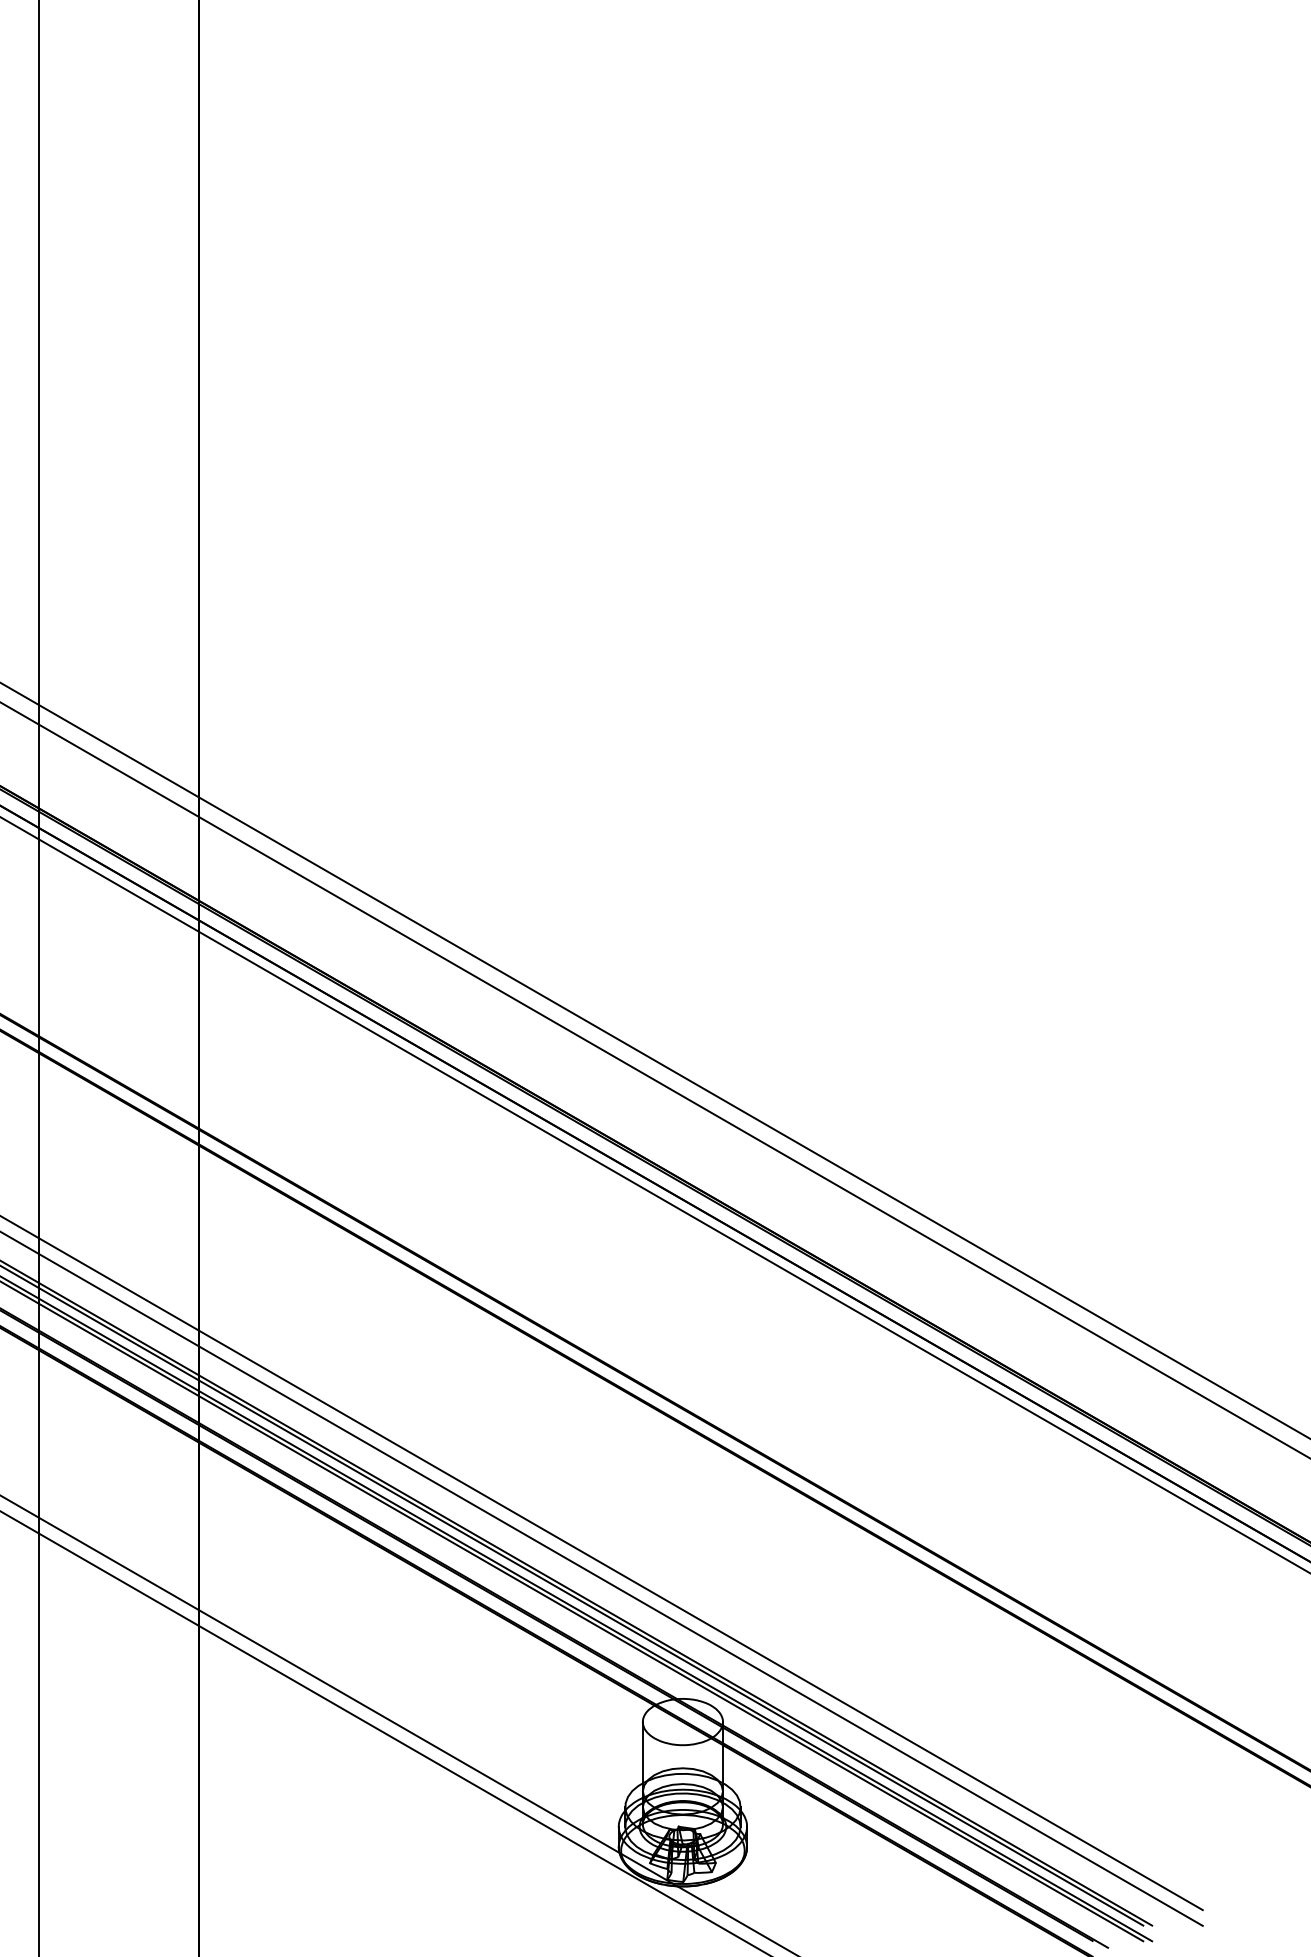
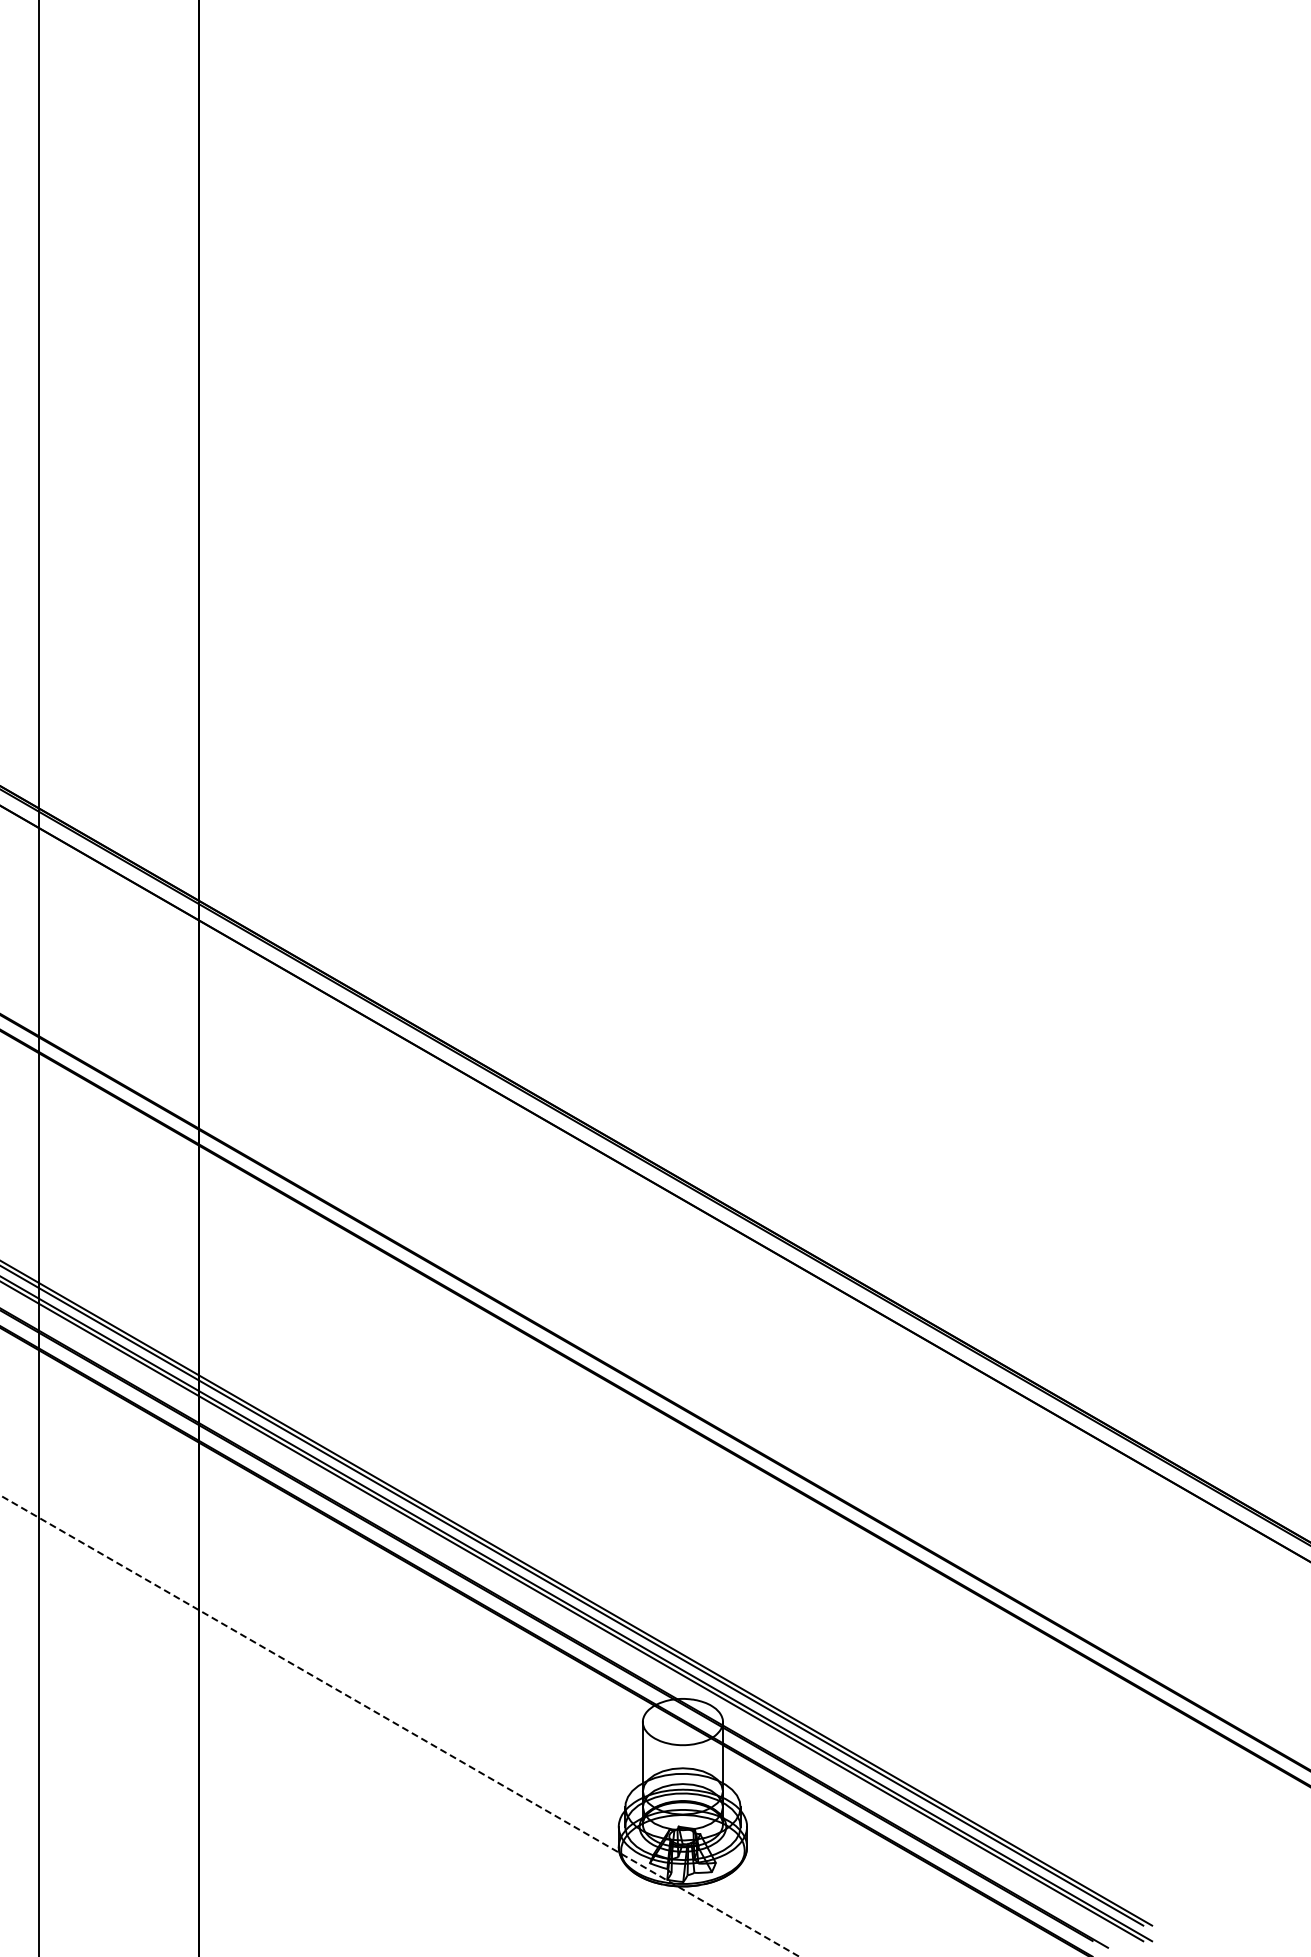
line: present -> none (654, 1060)
line: present -> none (654, 1080)
line: present -> none (654, 1194)
line: present -> none (602, 1563)
line: present -> none (602, 1578)
line: solid -> dashed (399, 1726)
line: present -> none (384, 1732)
